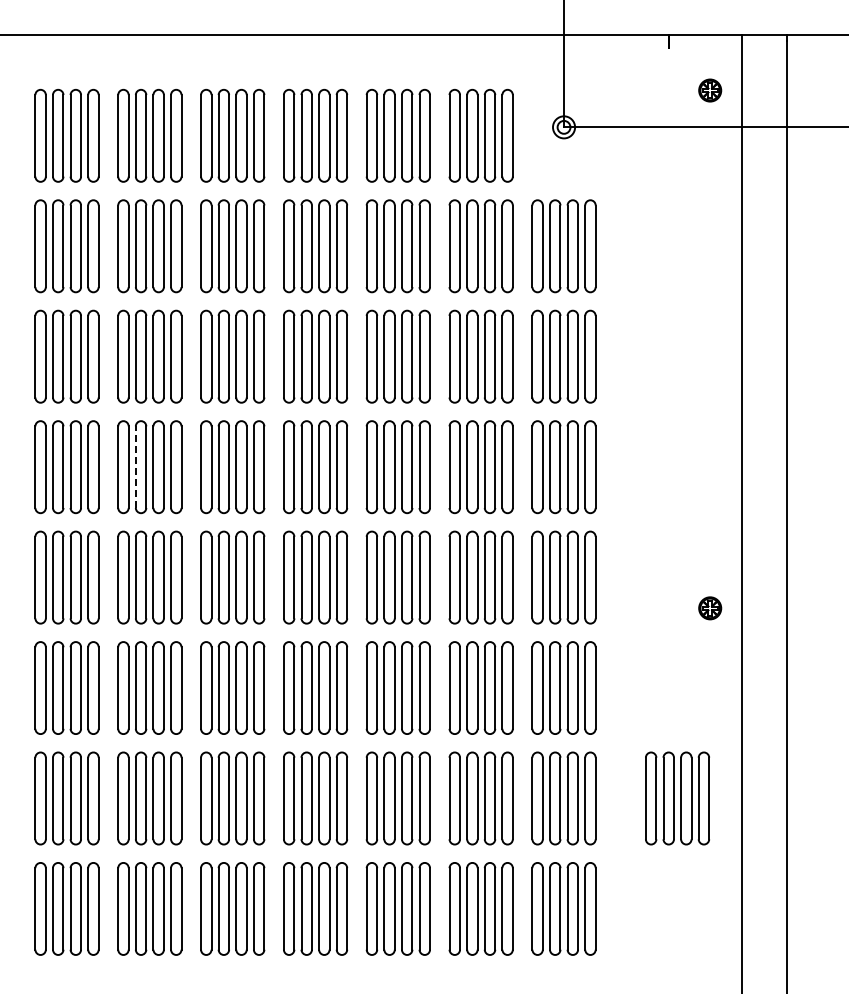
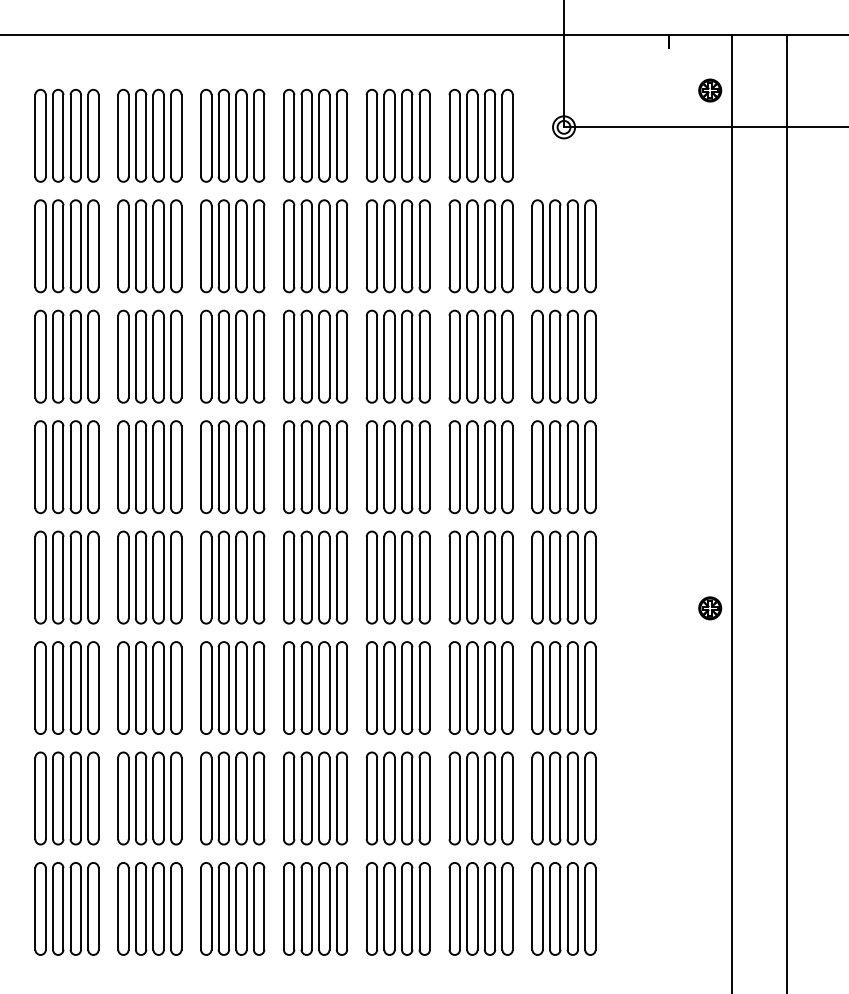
line: dashed -> solid (135, 467)
line position: (742, 512) -> (732, 512) (732, 512)
part: present -> none (677, 798)
